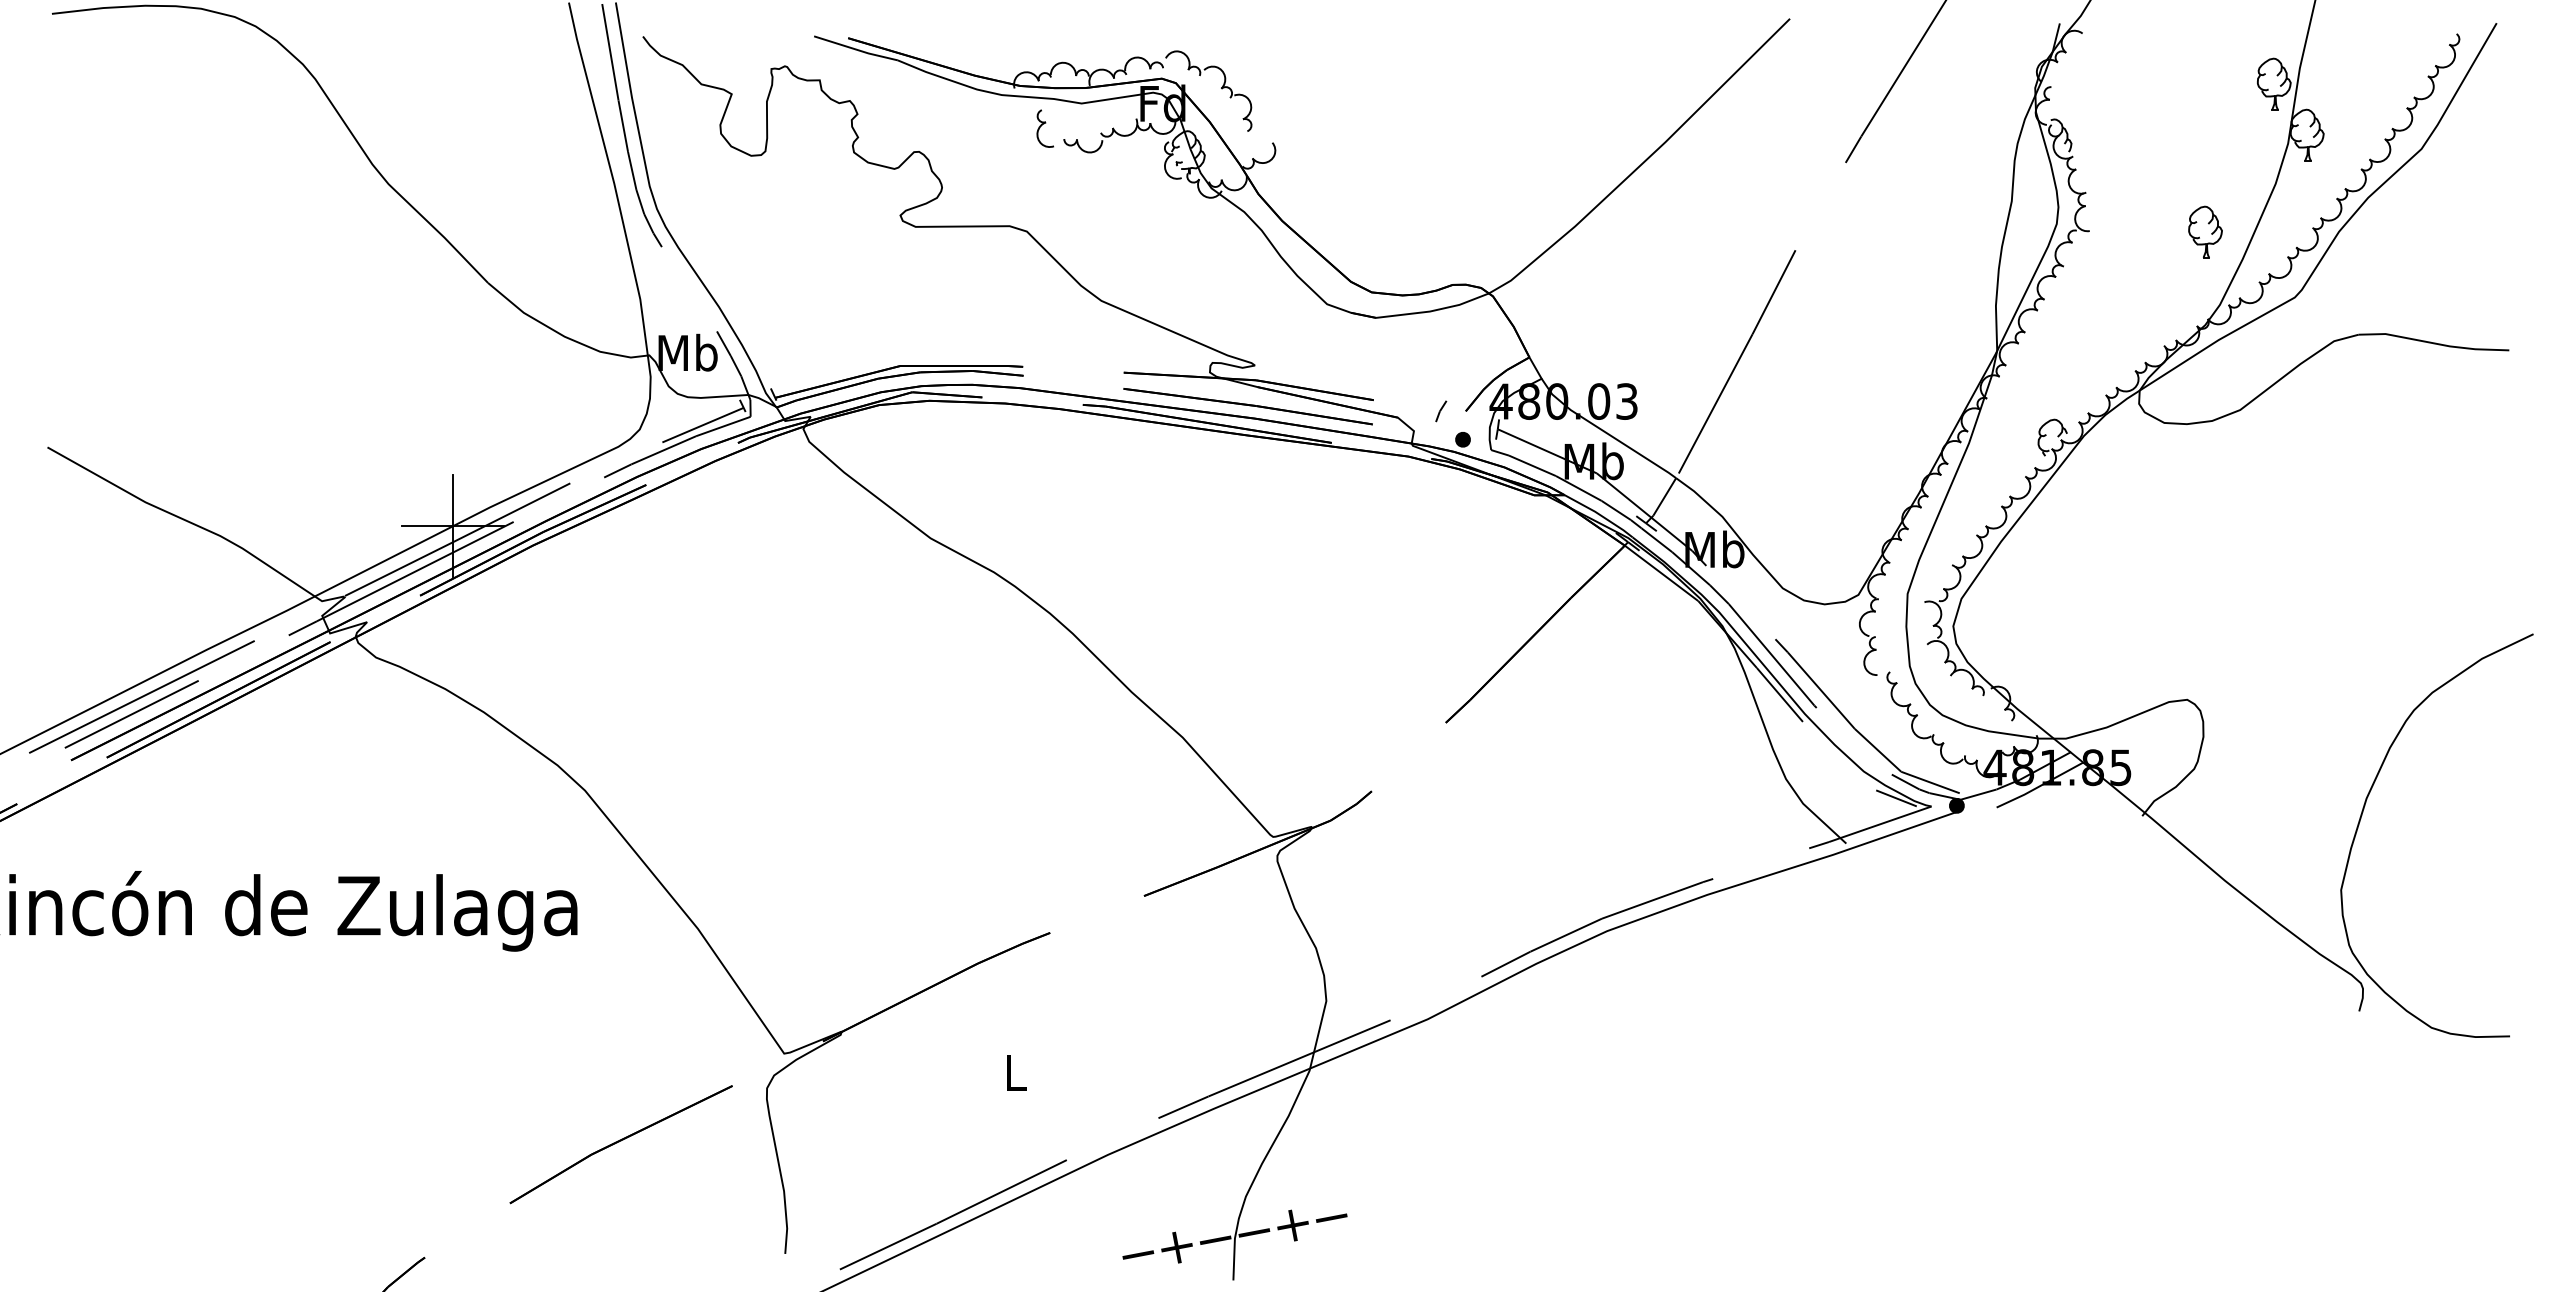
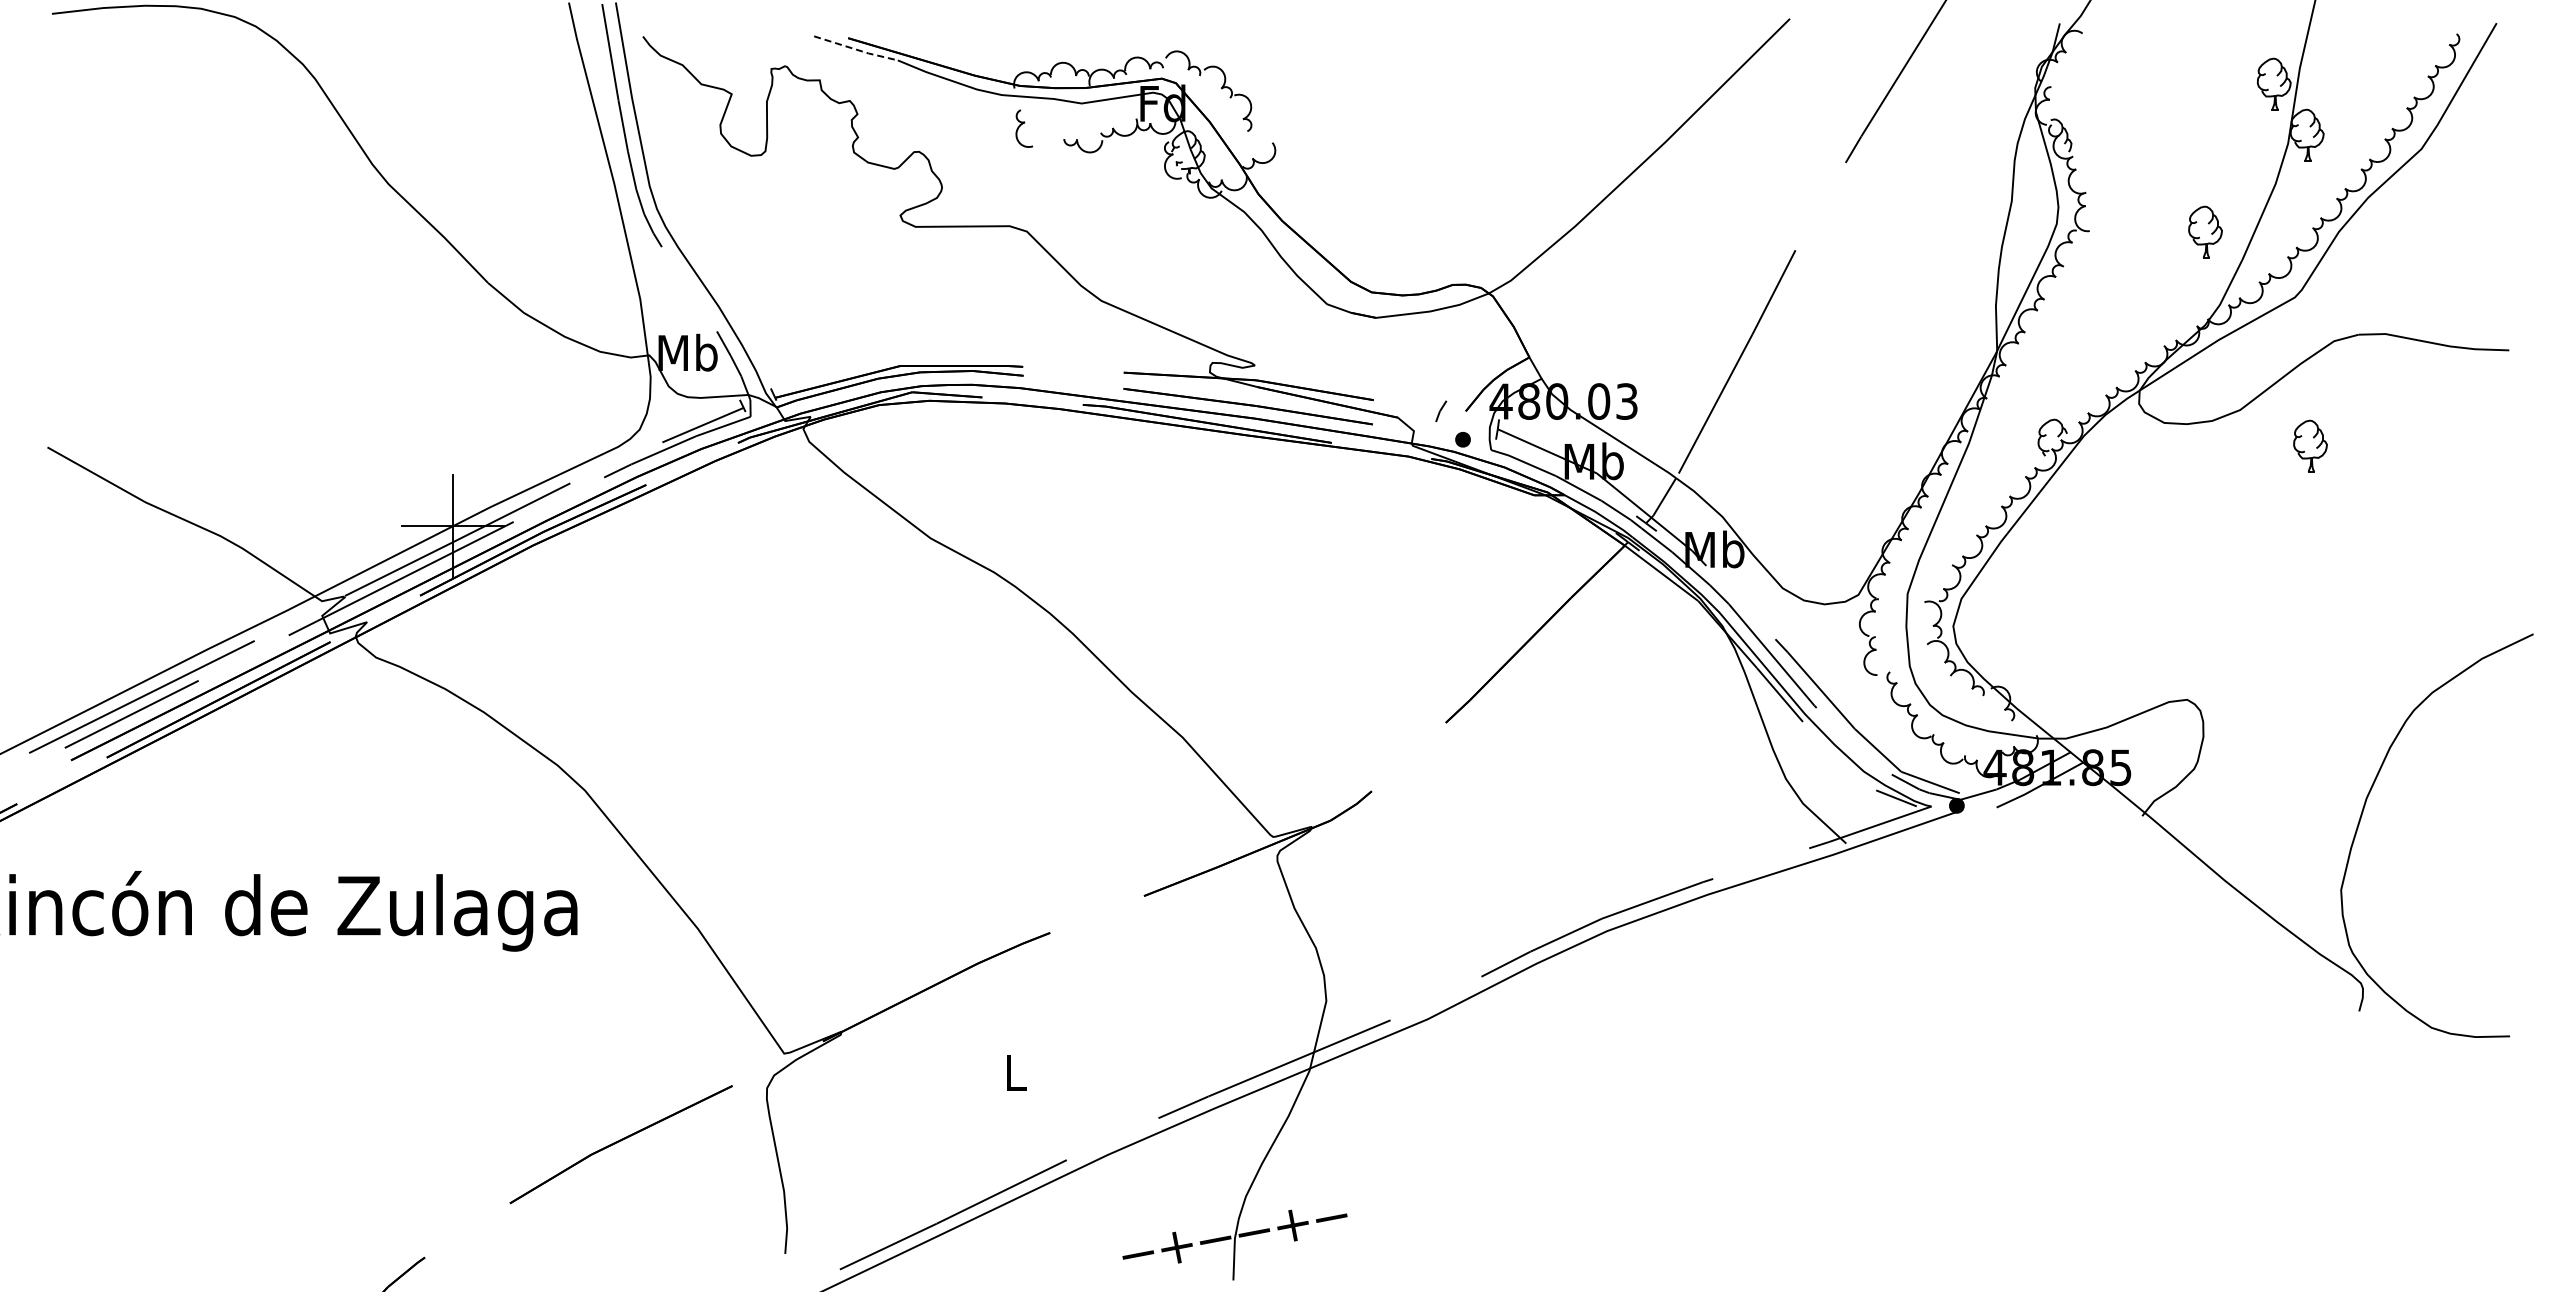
line: solid -> dashed (856, 49)
part position: (1044, 128) -> (1023, 128) (1023, 128)
part: none -> present (2310, 445)
